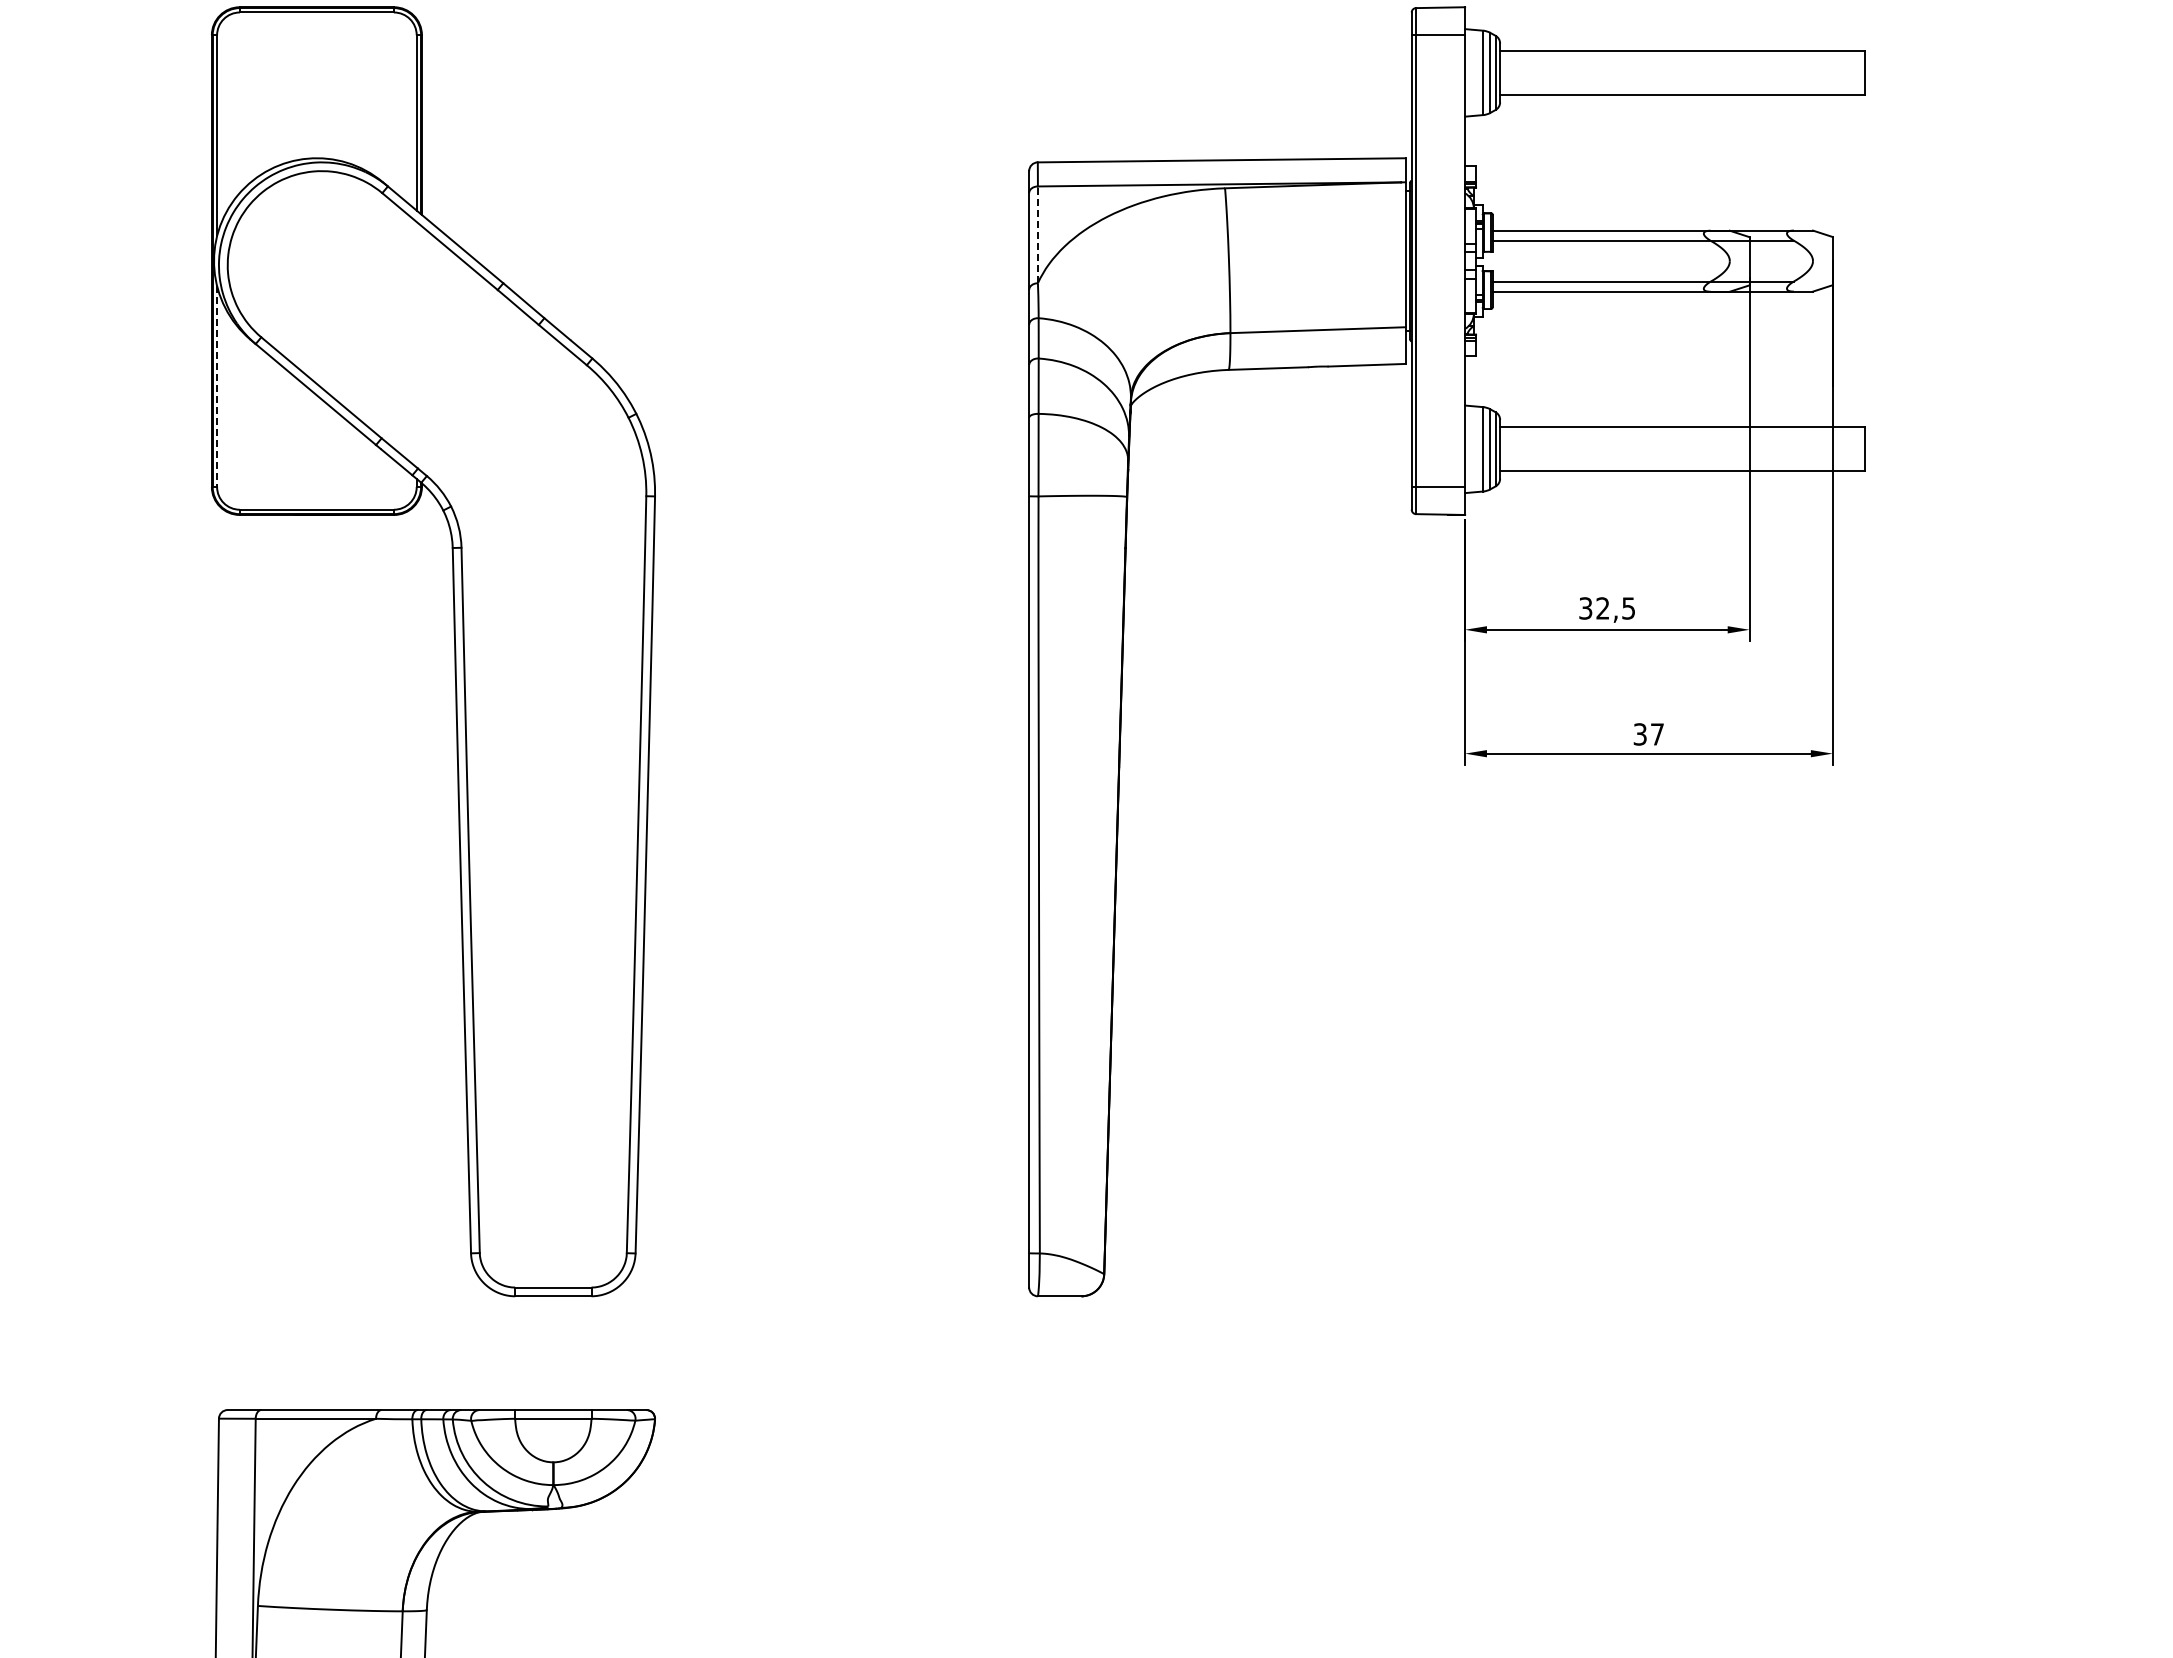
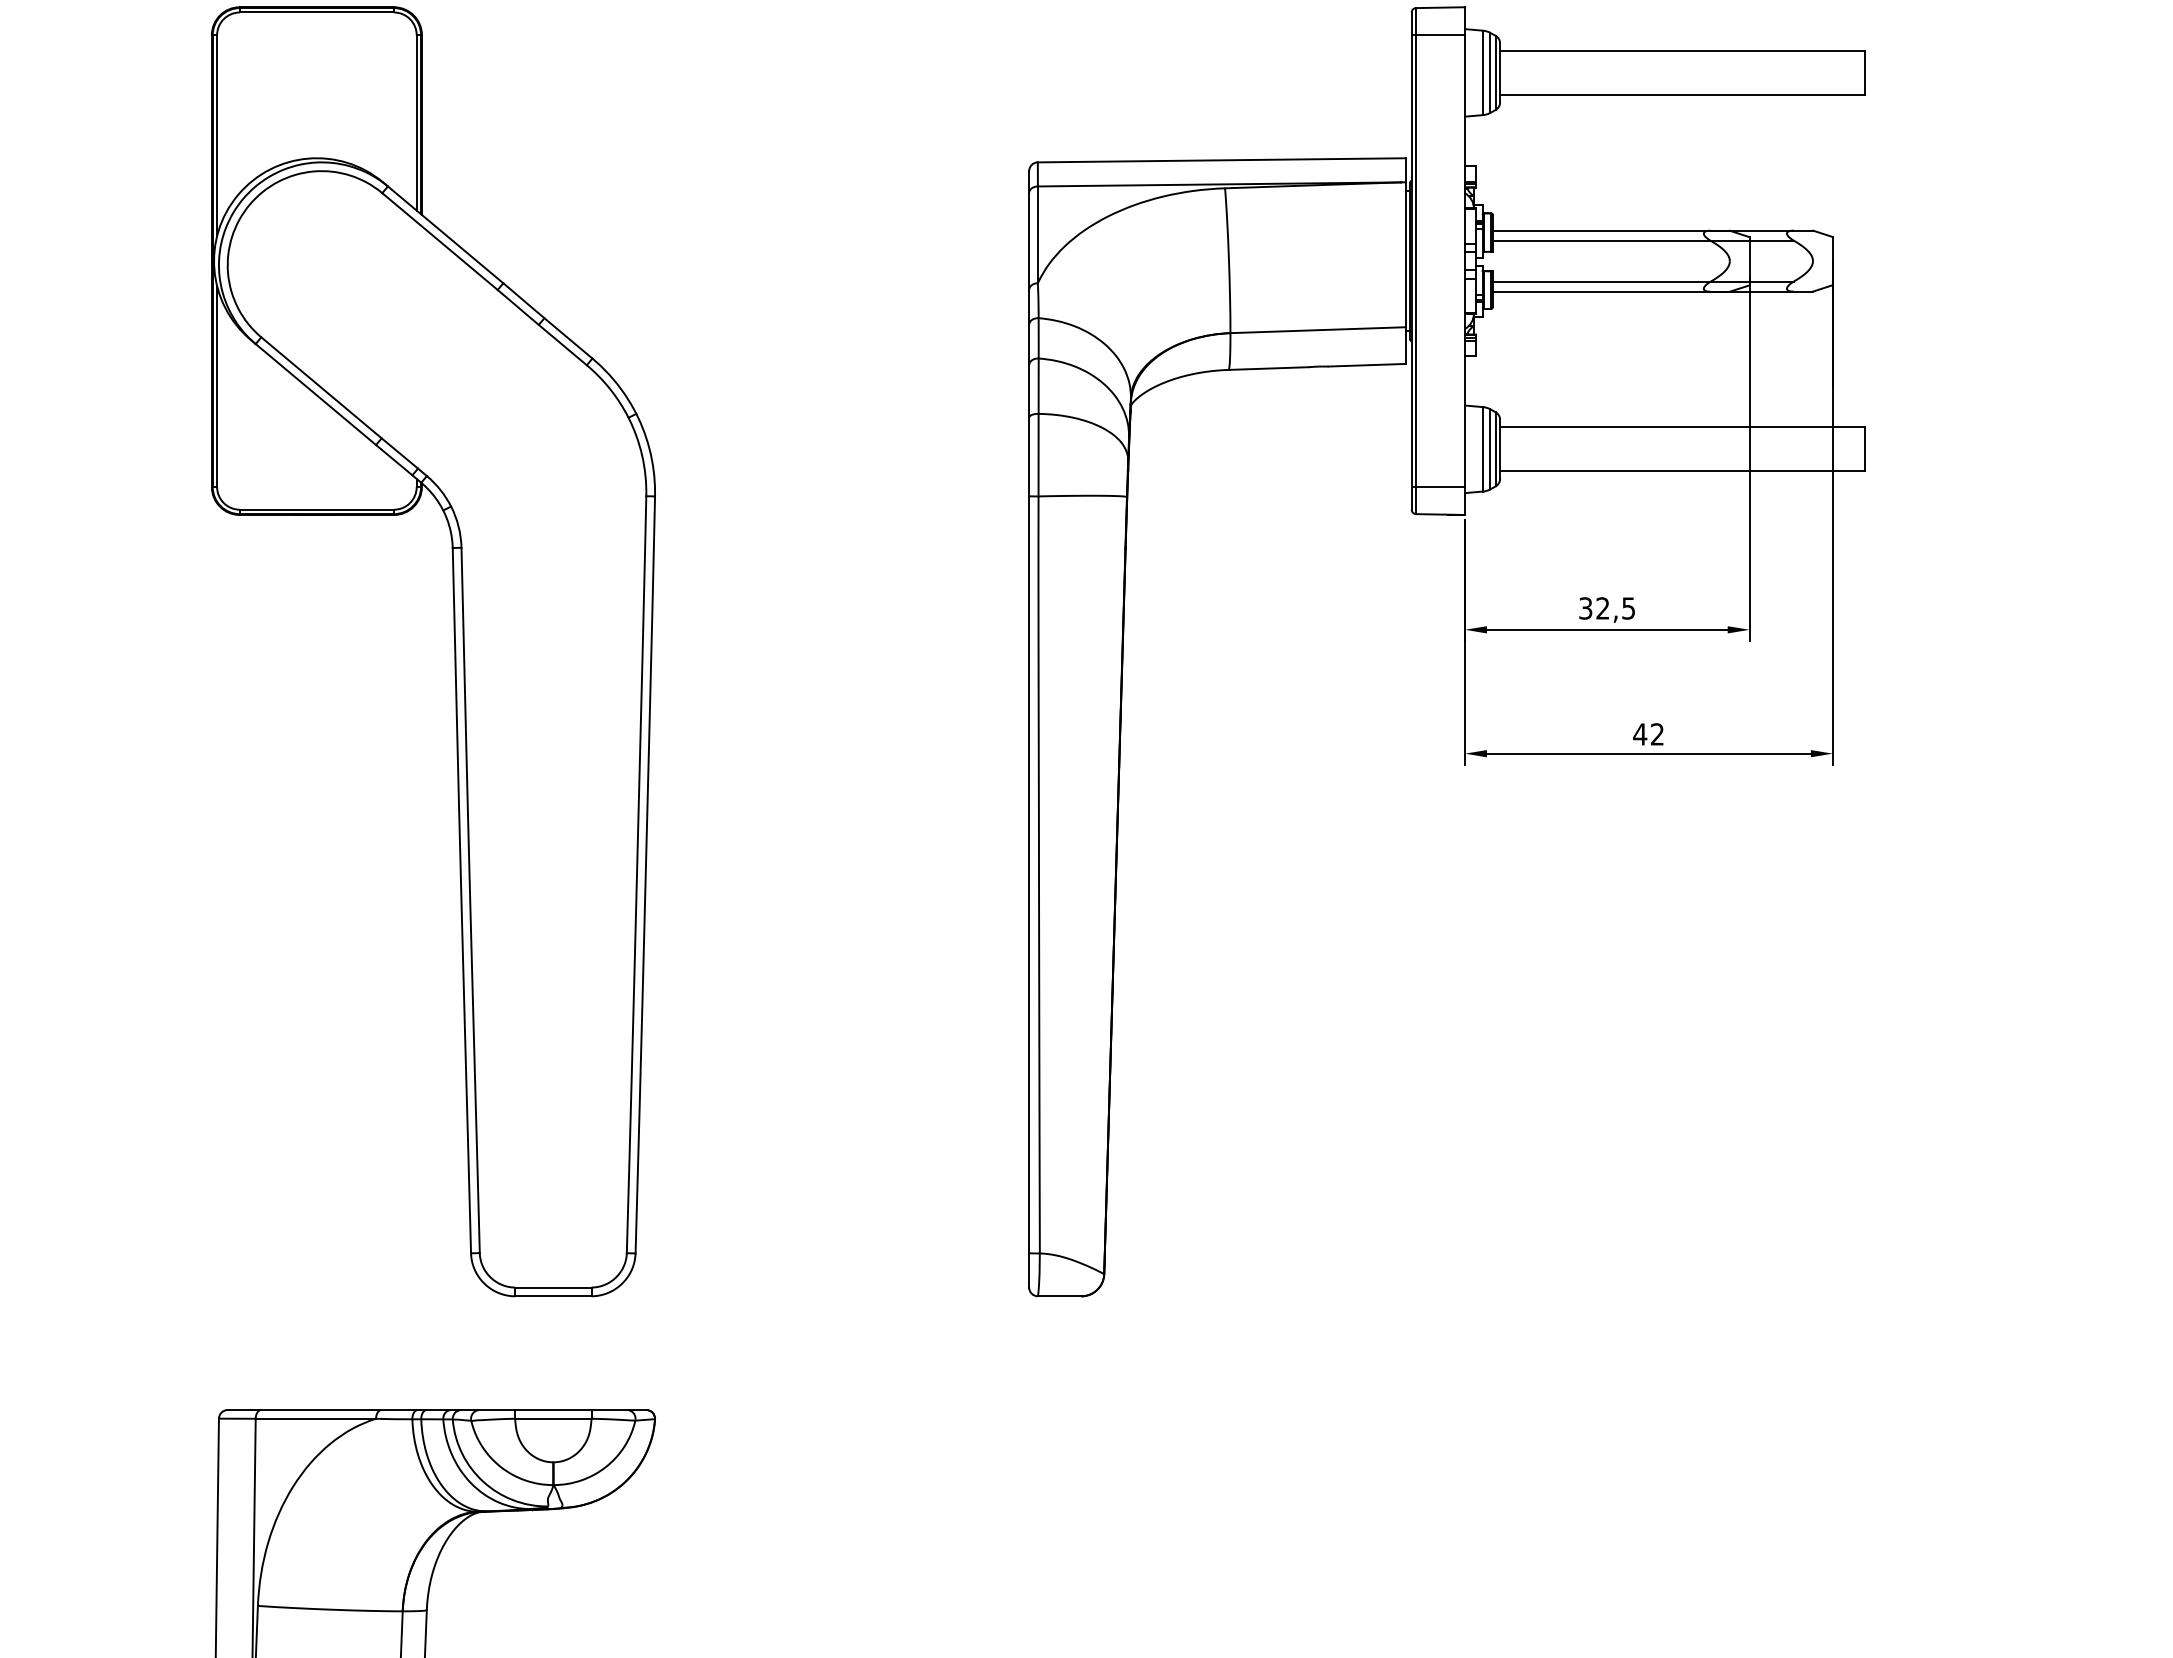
line: dashed -> solid (1037, 234)
line: dashed -> solid (217, 386)
text: 37 -> 42 (1648, 734)
